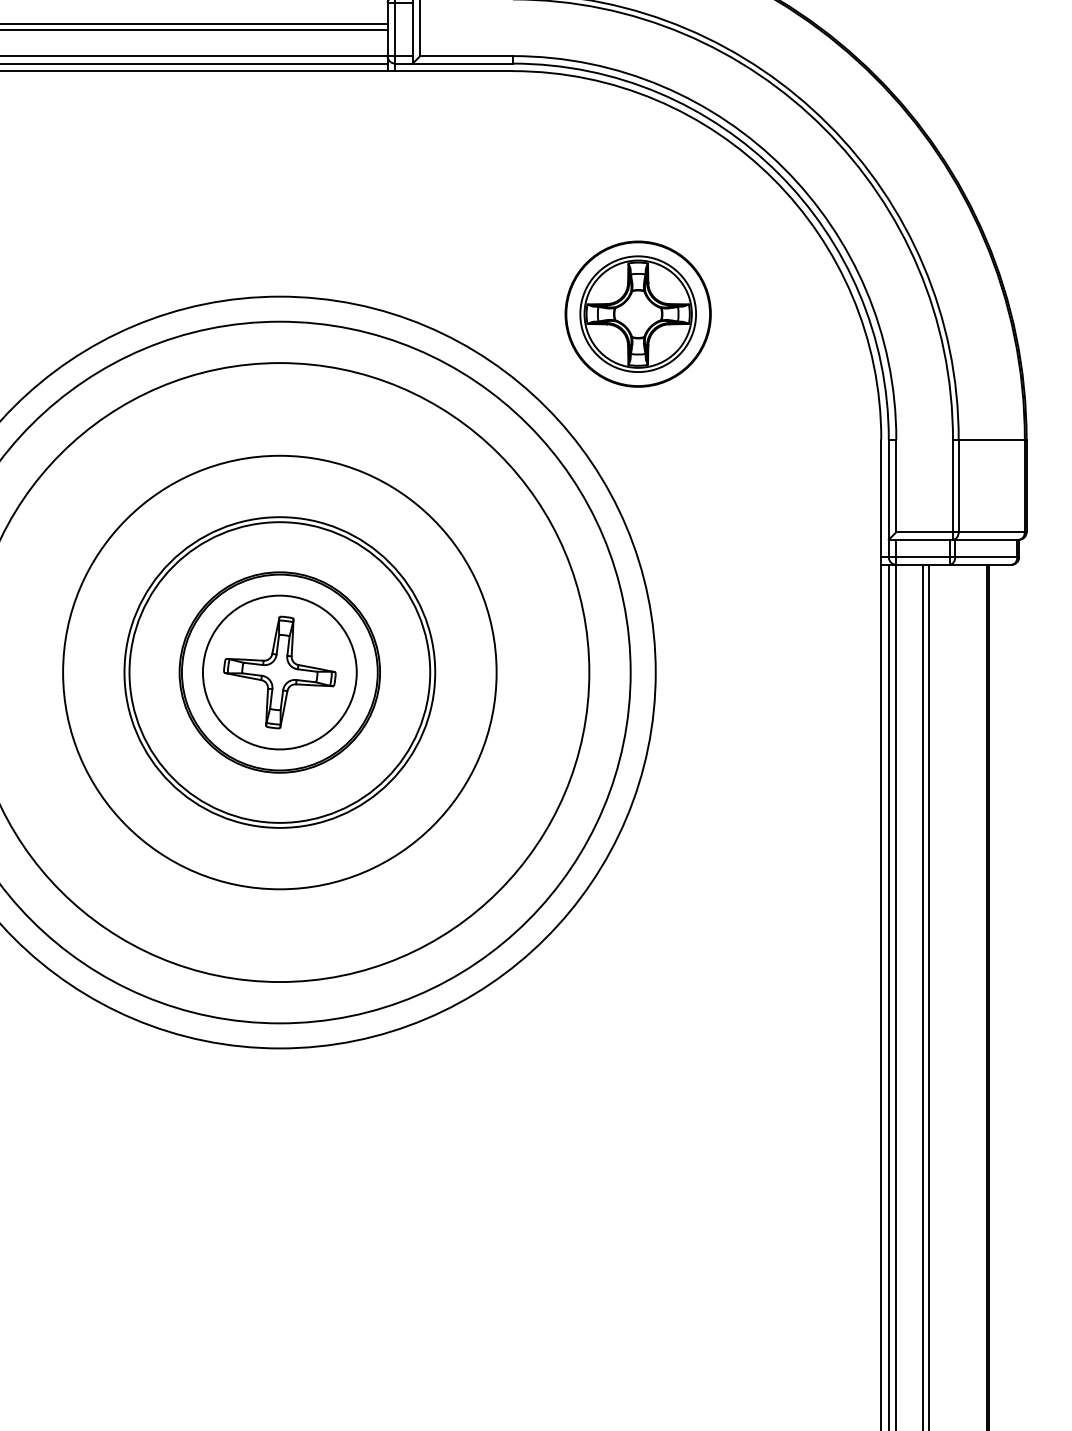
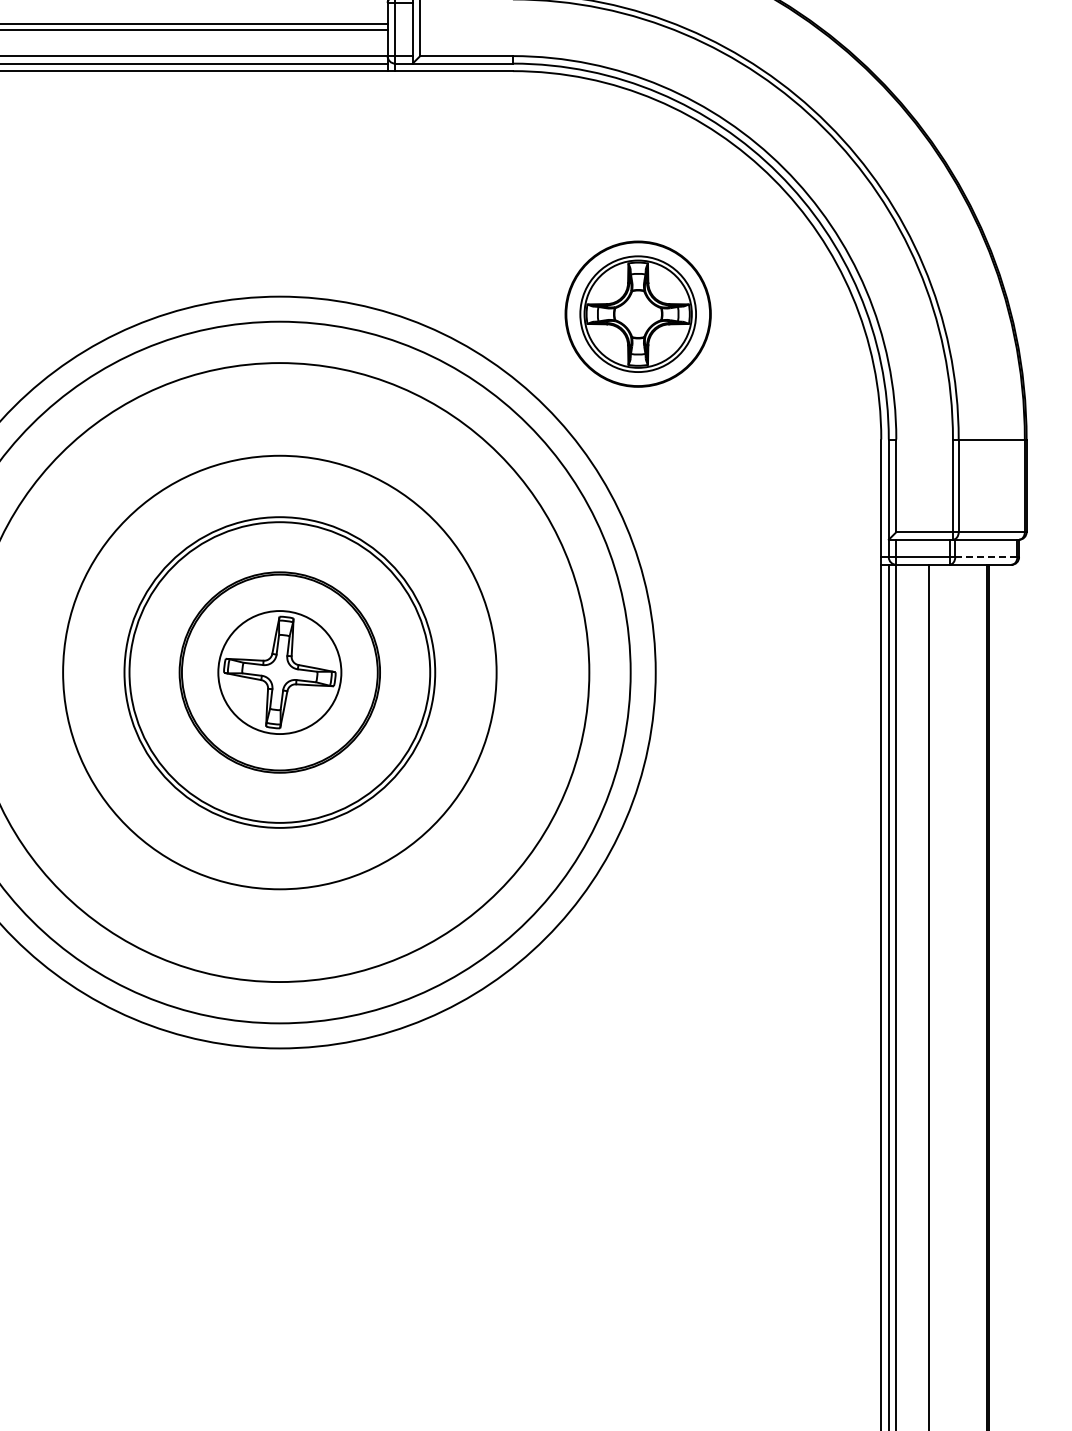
line: solid -> dashed (985, 557)
circle diameter: 154 px -> 123 px (279, 672)
line: present -> none (922, 995)
